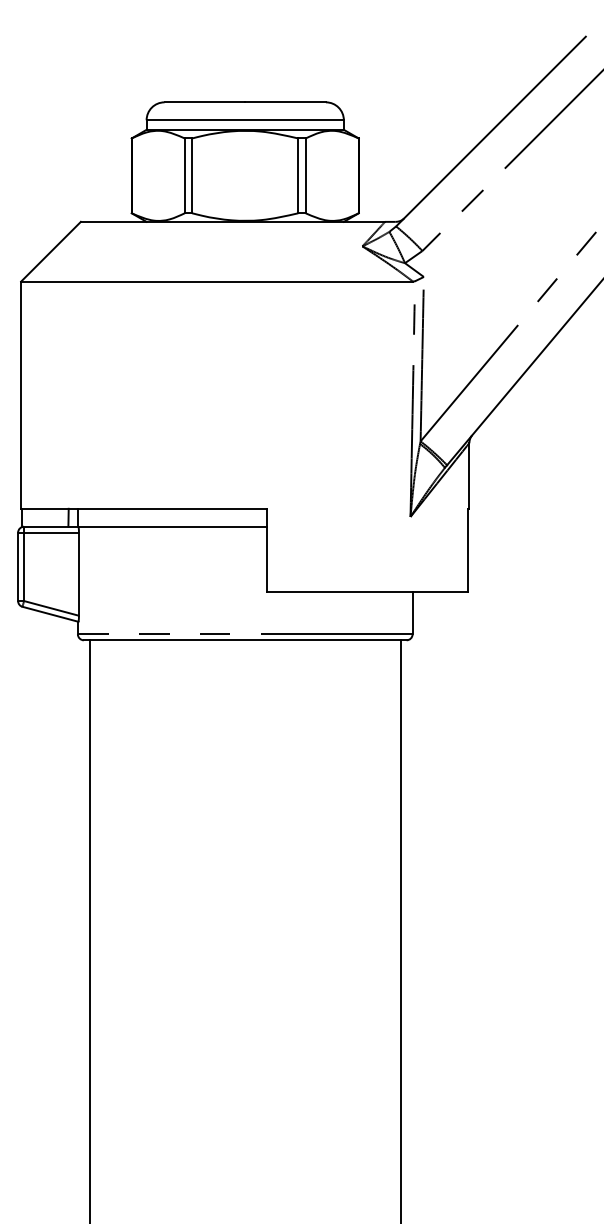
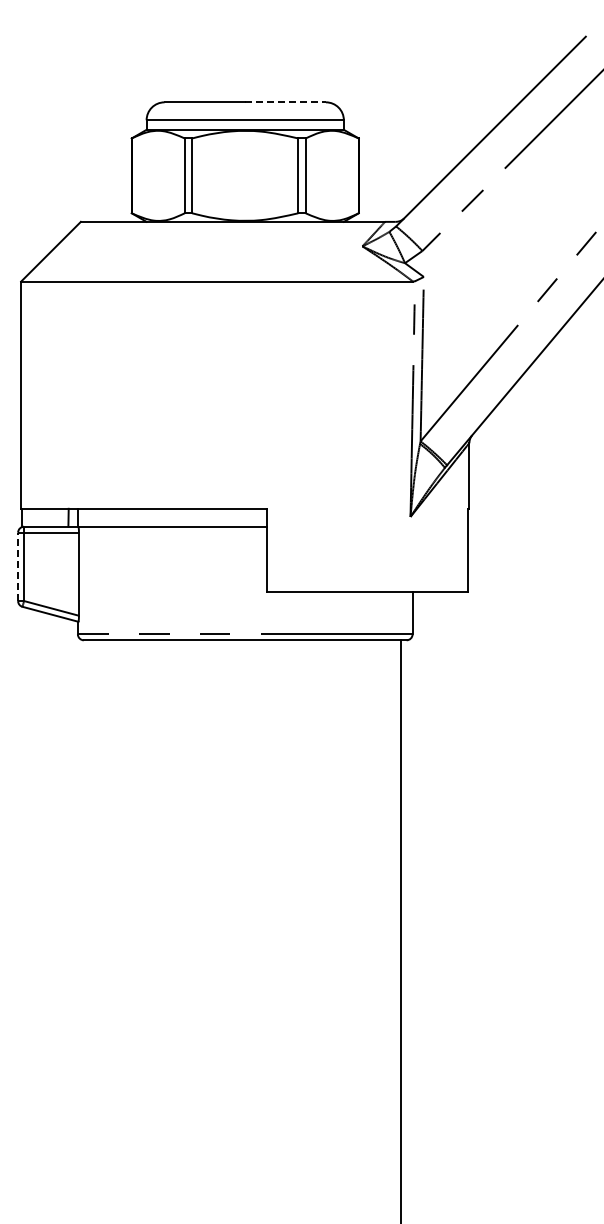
line: solid -> dashed (286, 102)
line: solid -> dashed (18, 566)
line: present -> none (89, 930)
